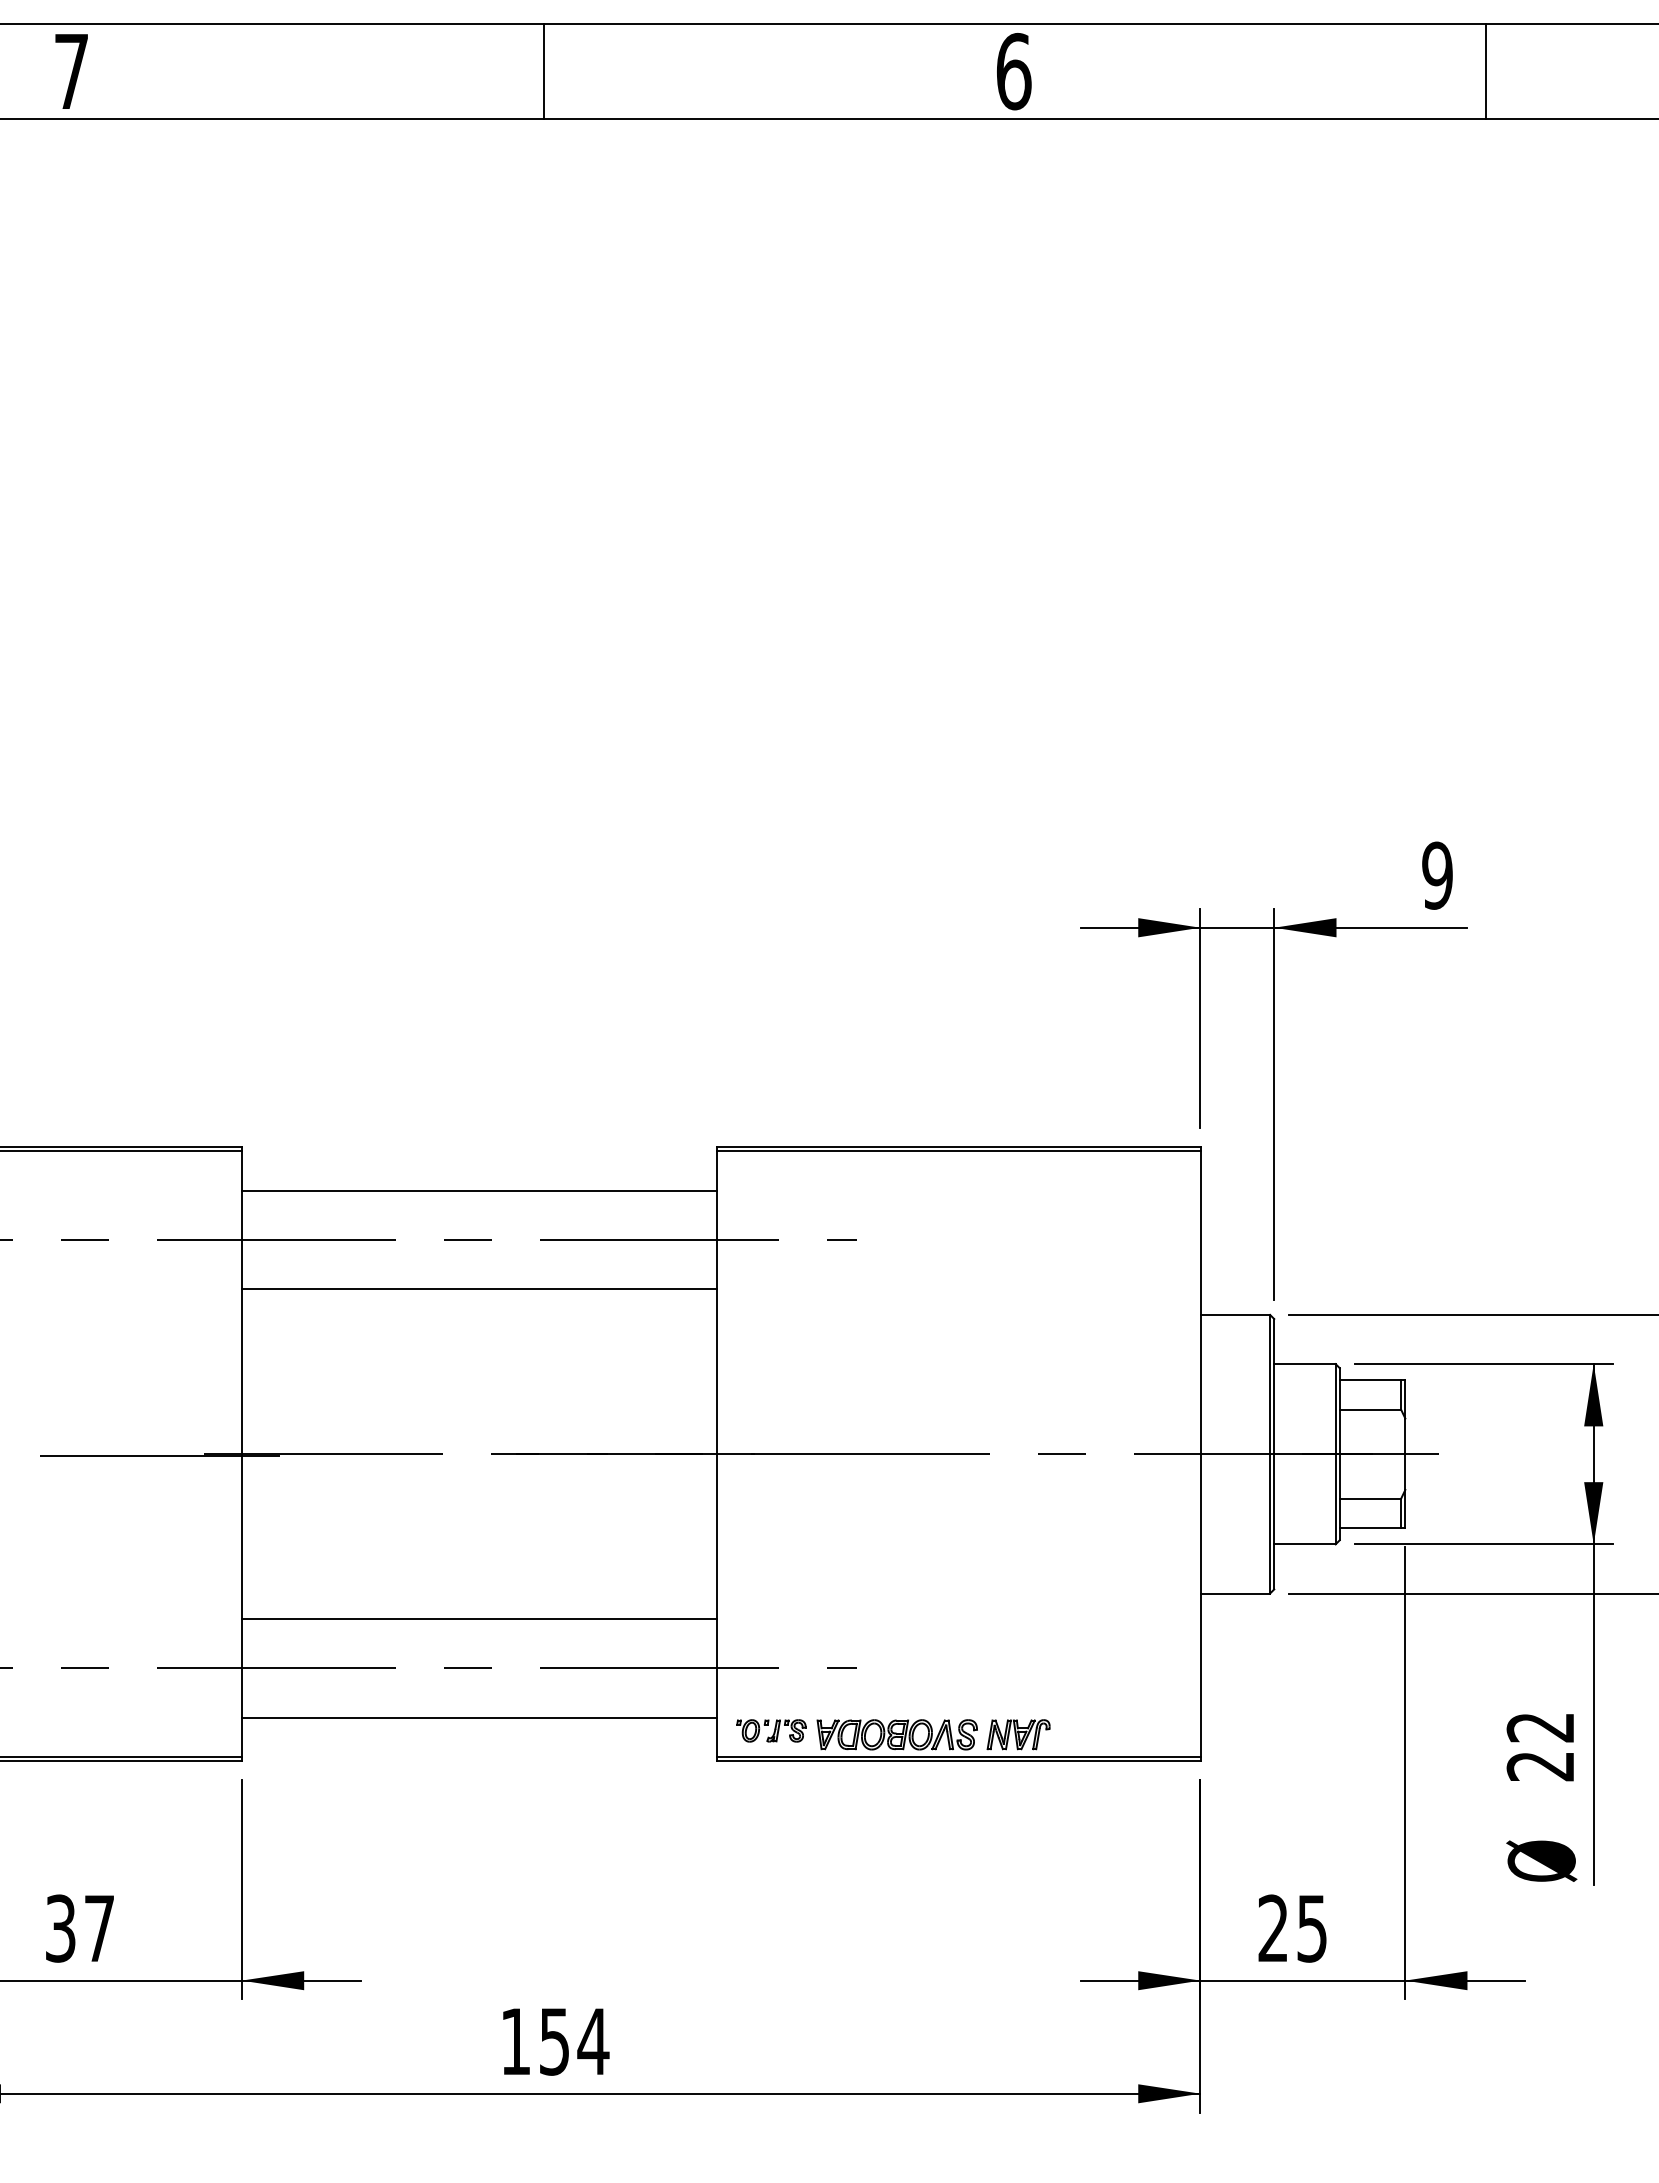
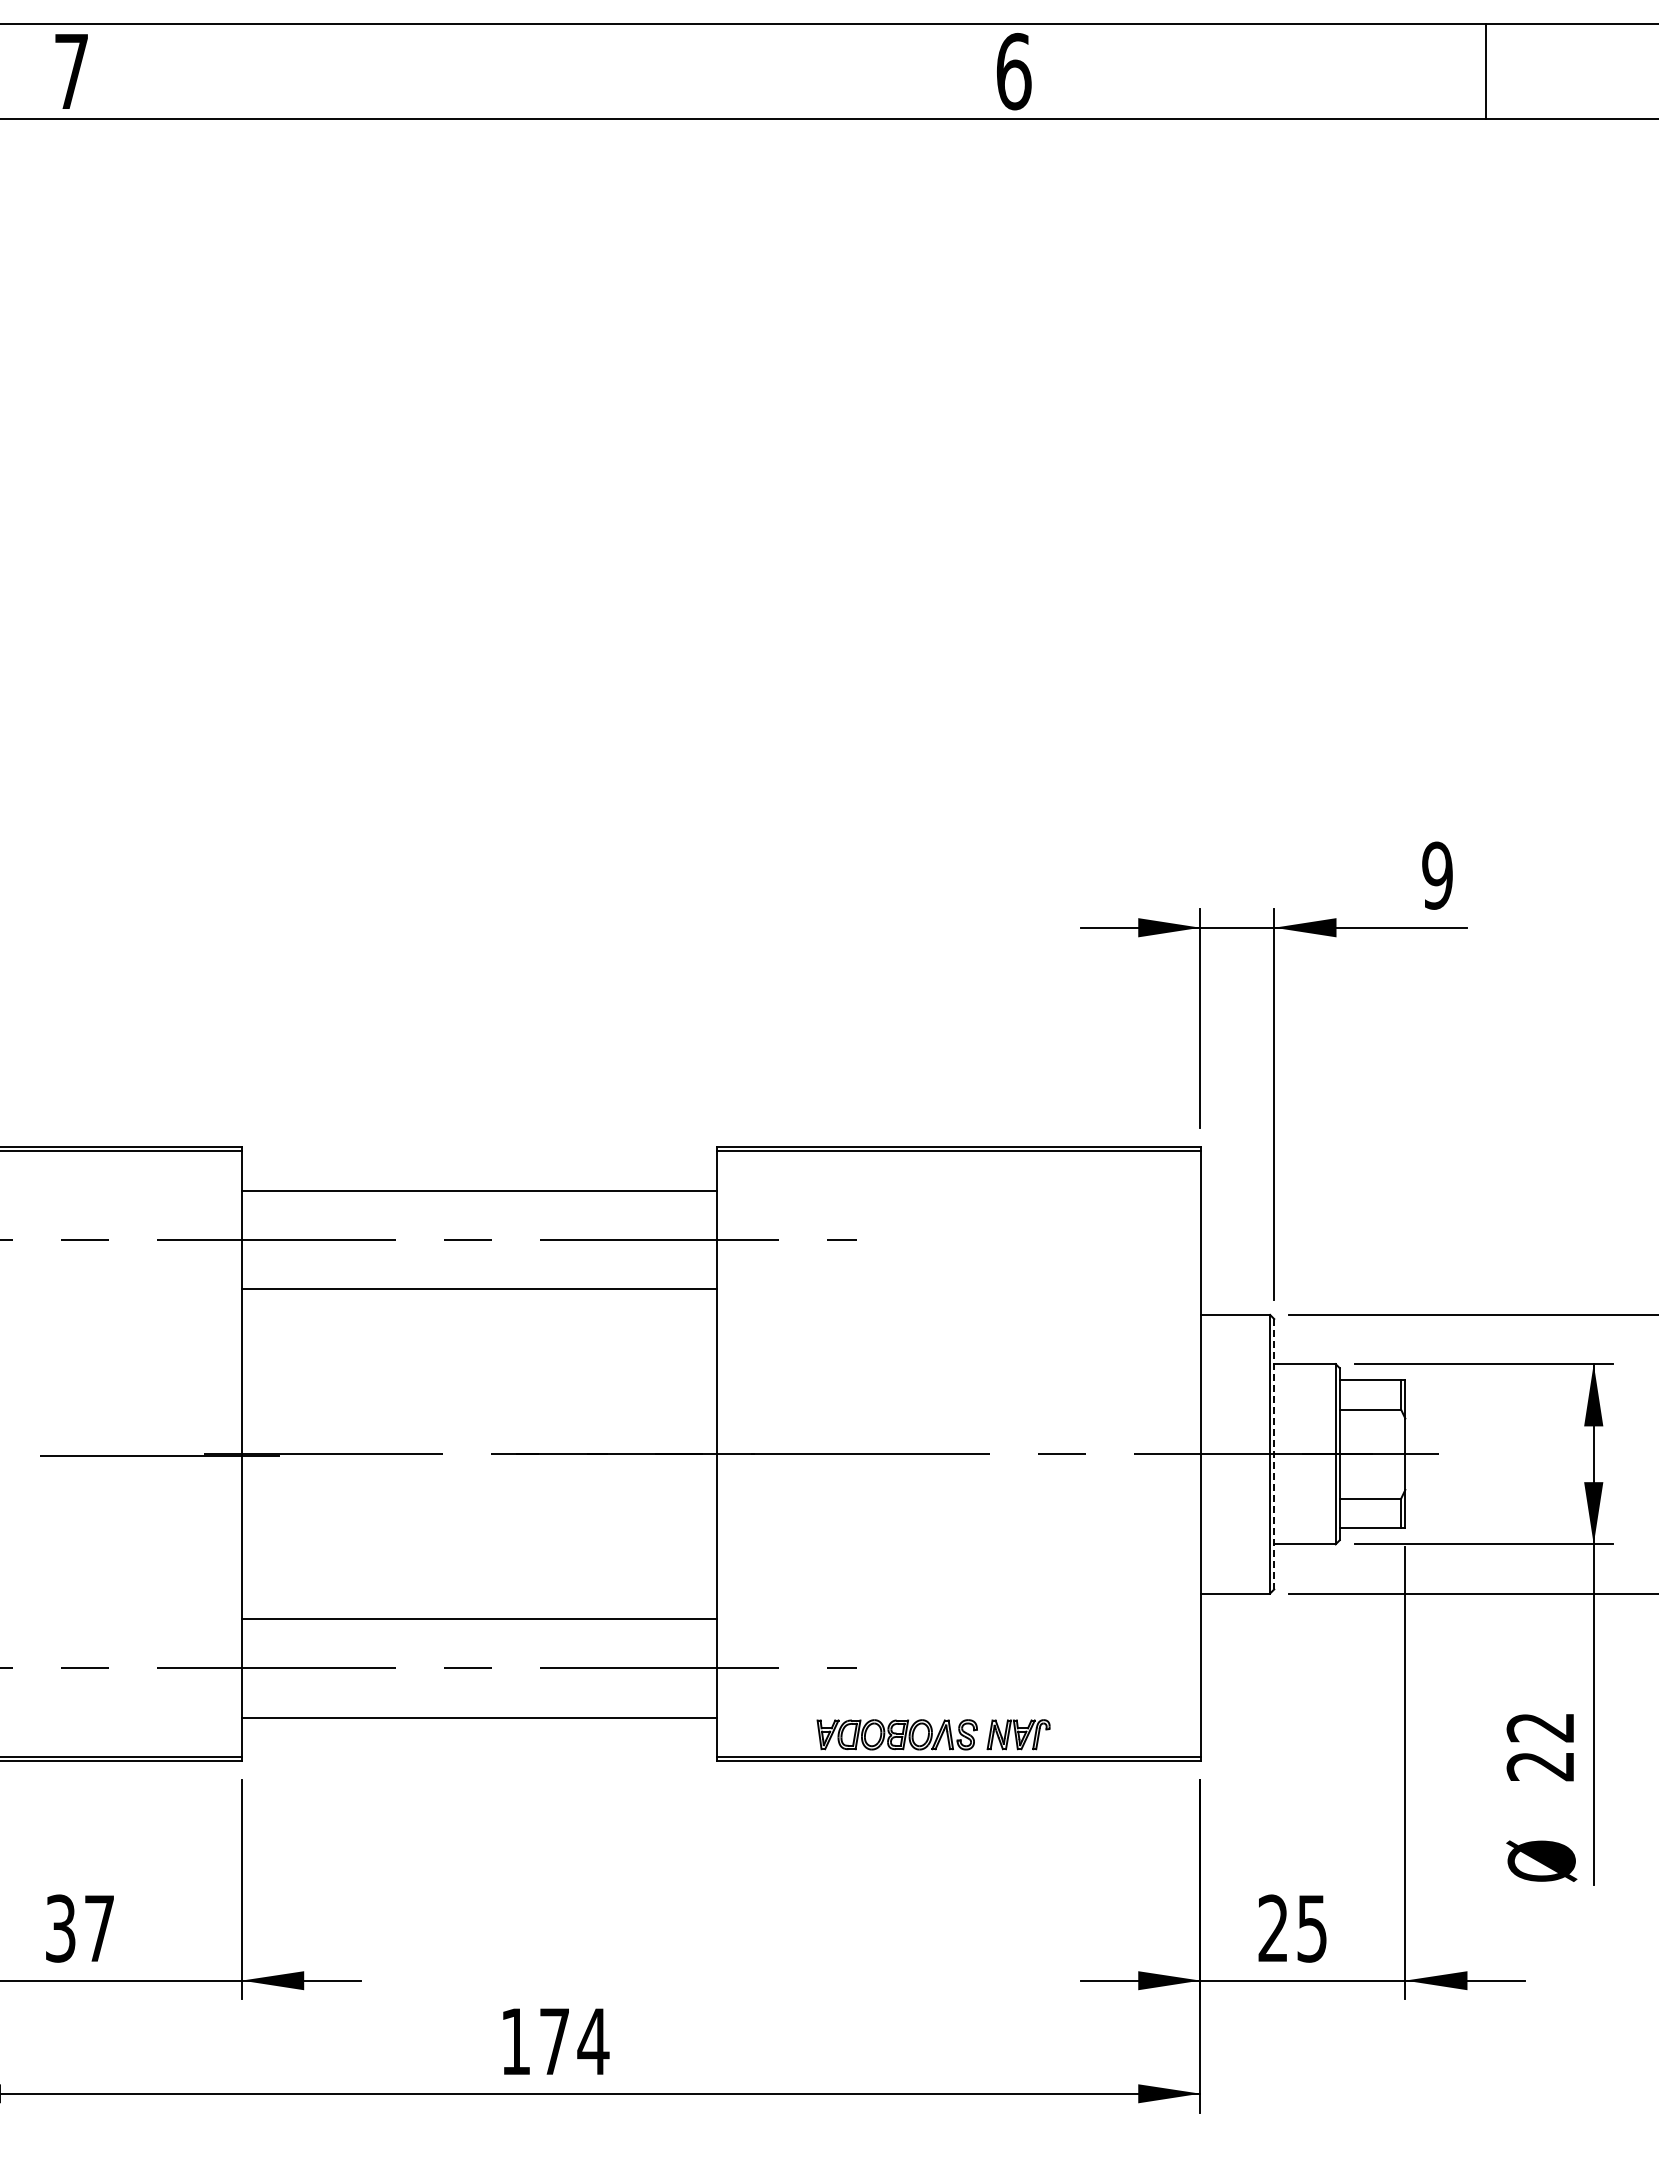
line: present -> none (543, 71)
line: solid -> dashed (1274, 1454)
part: present -> none (771, 1730)
text: 154 -> 174 (554, 2041)
